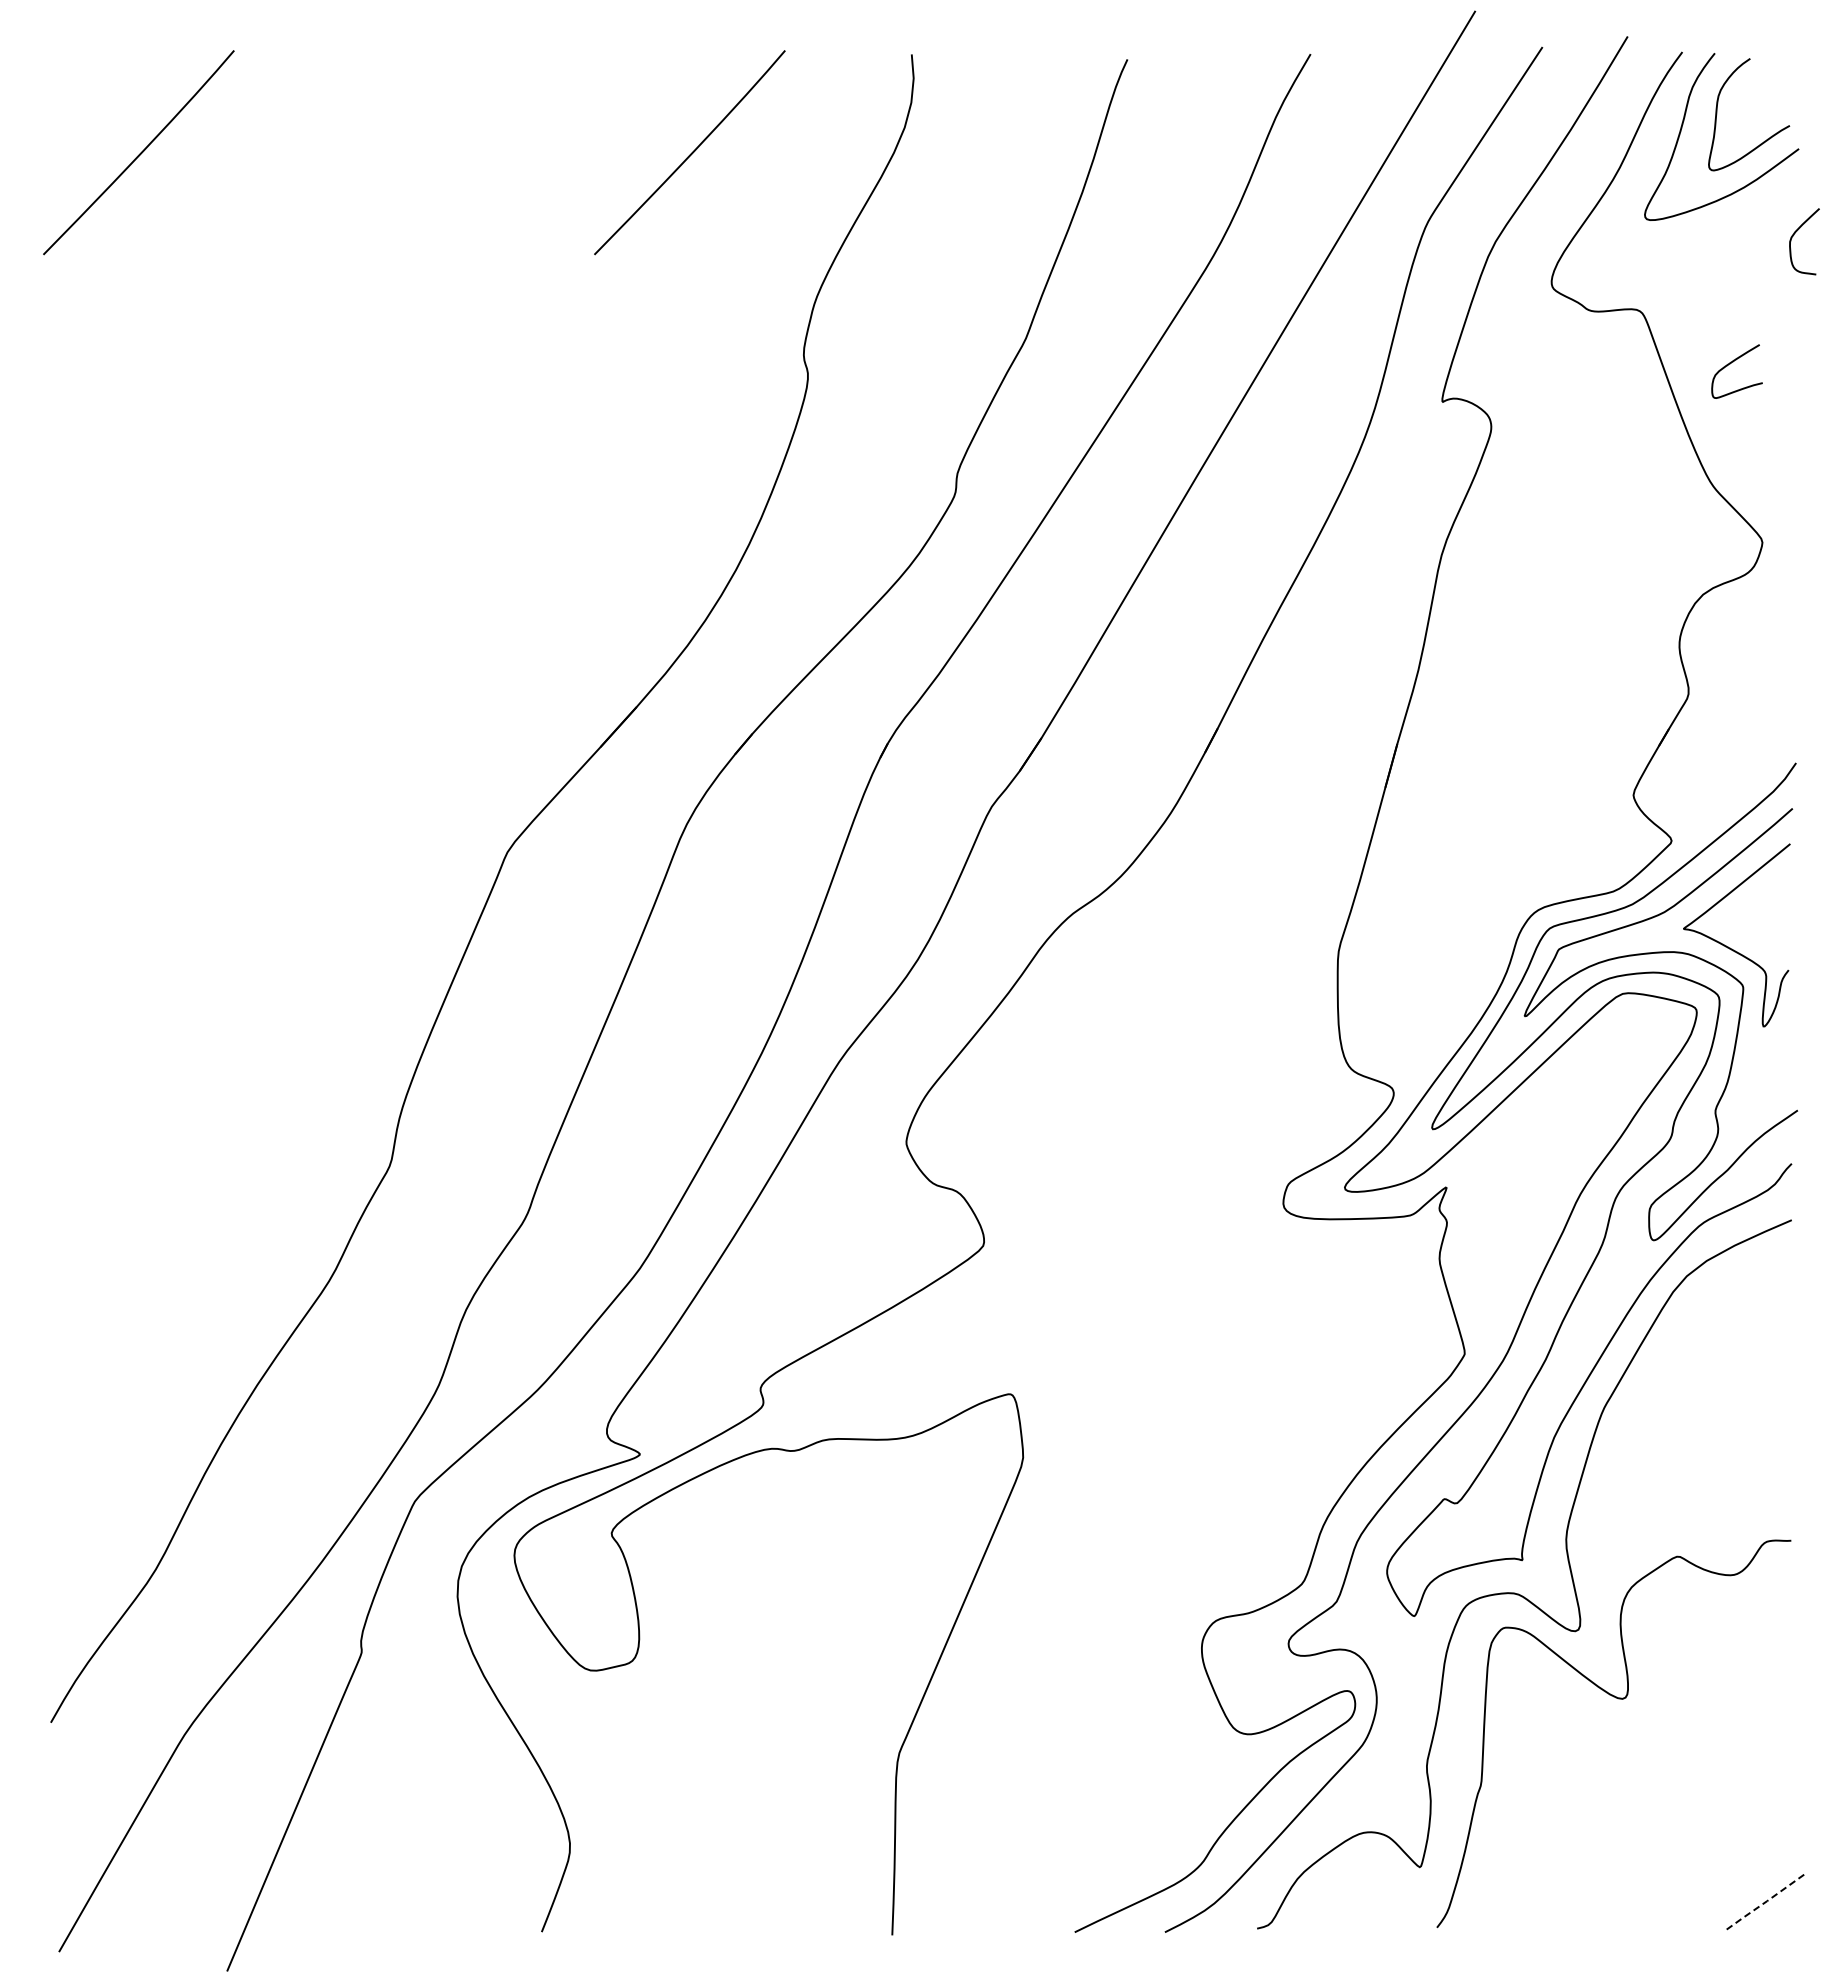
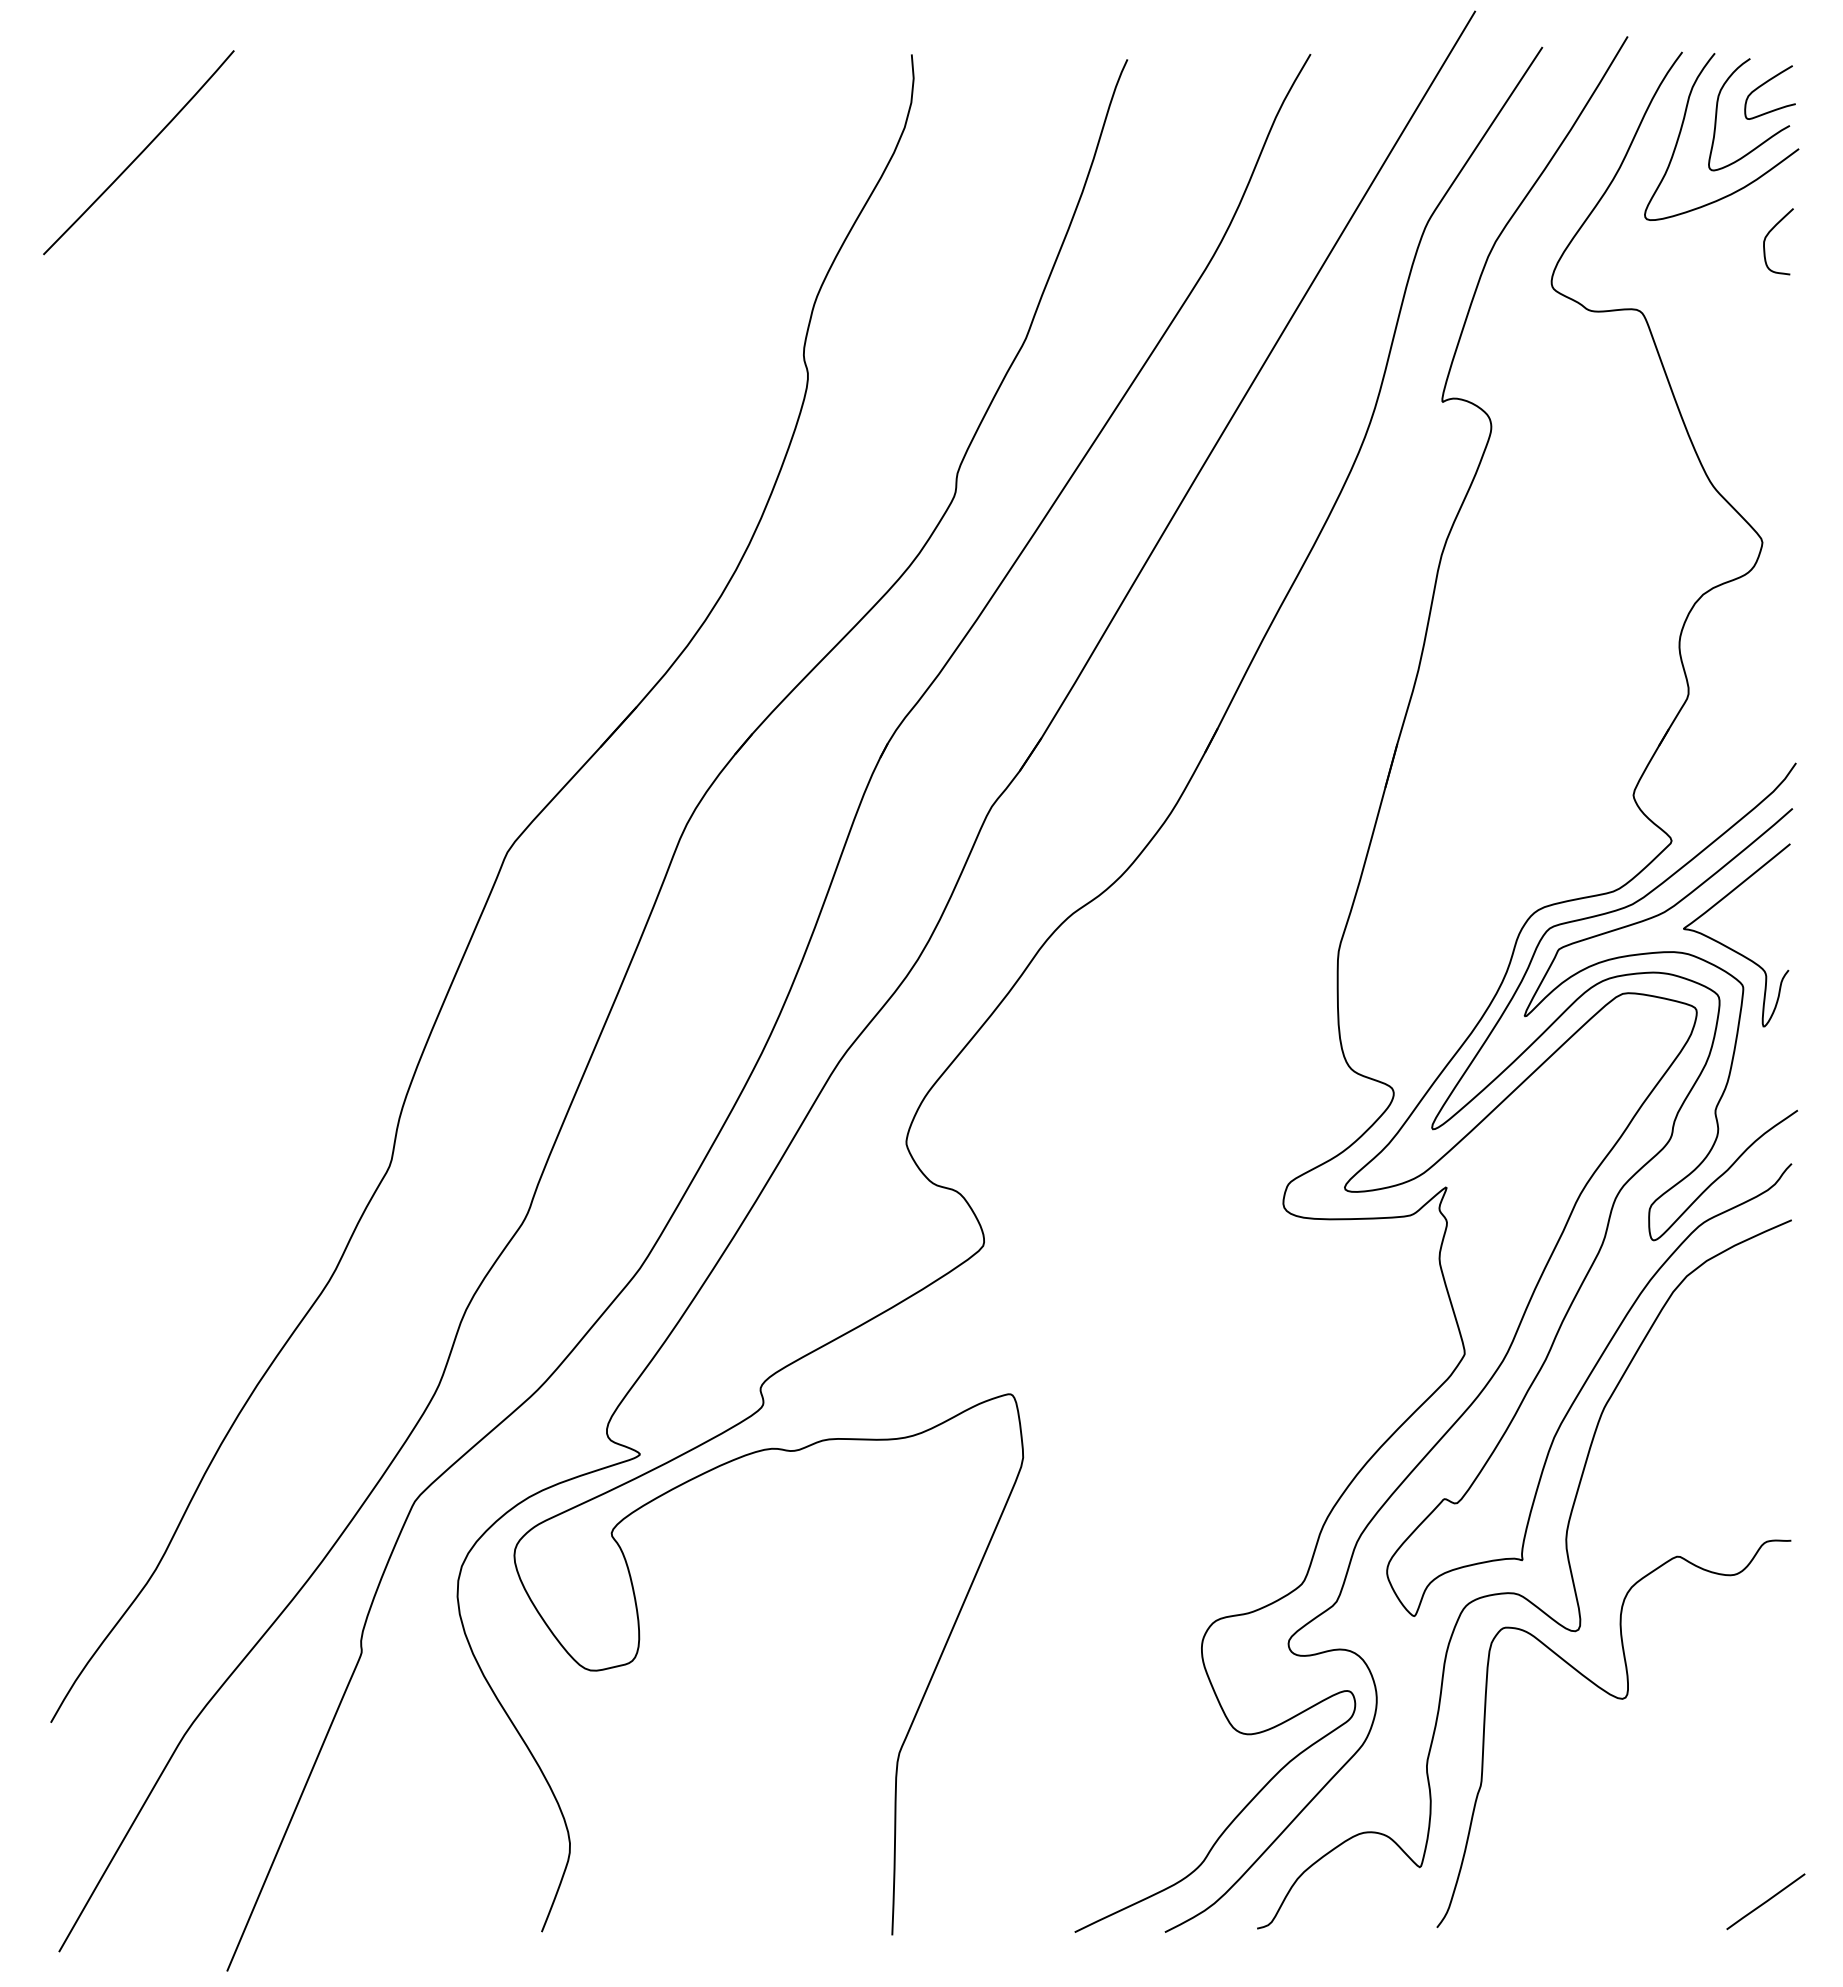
curve: present -> none (690, 153)
curve position: (1794, 235) -> (1768, 235) (1768, 235)
curve position: (1730, 364) -> (1763, 85) (1763, 85)
line: dashed -> solid (1766, 1901)
